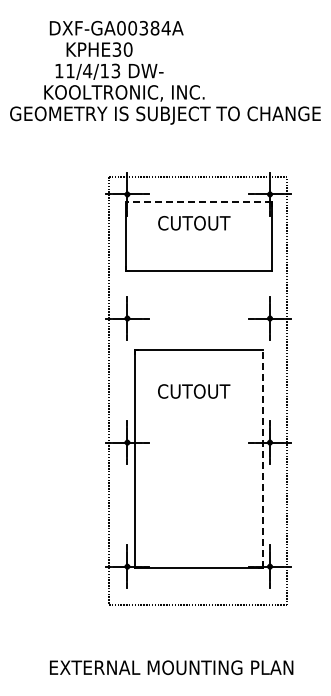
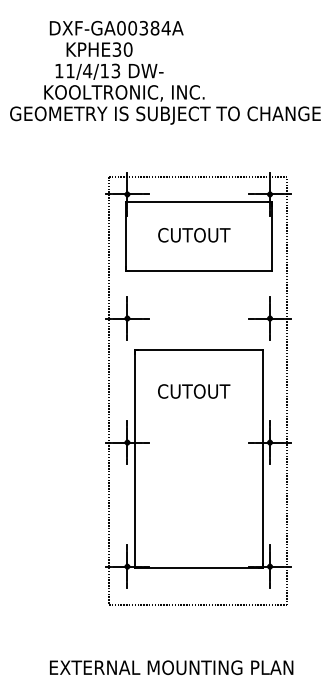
line: dashed -> solid (198, 202)
text position: (194, 223) -> (194, 235) (194, 235)
line: dashed -> solid (262, 458)
